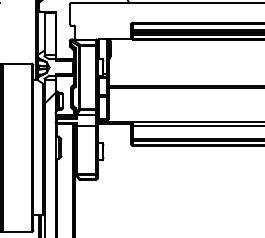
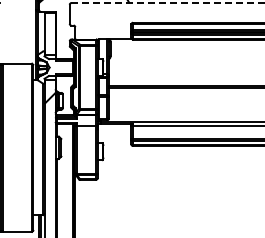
line: solid -> dashed (168, 3)
